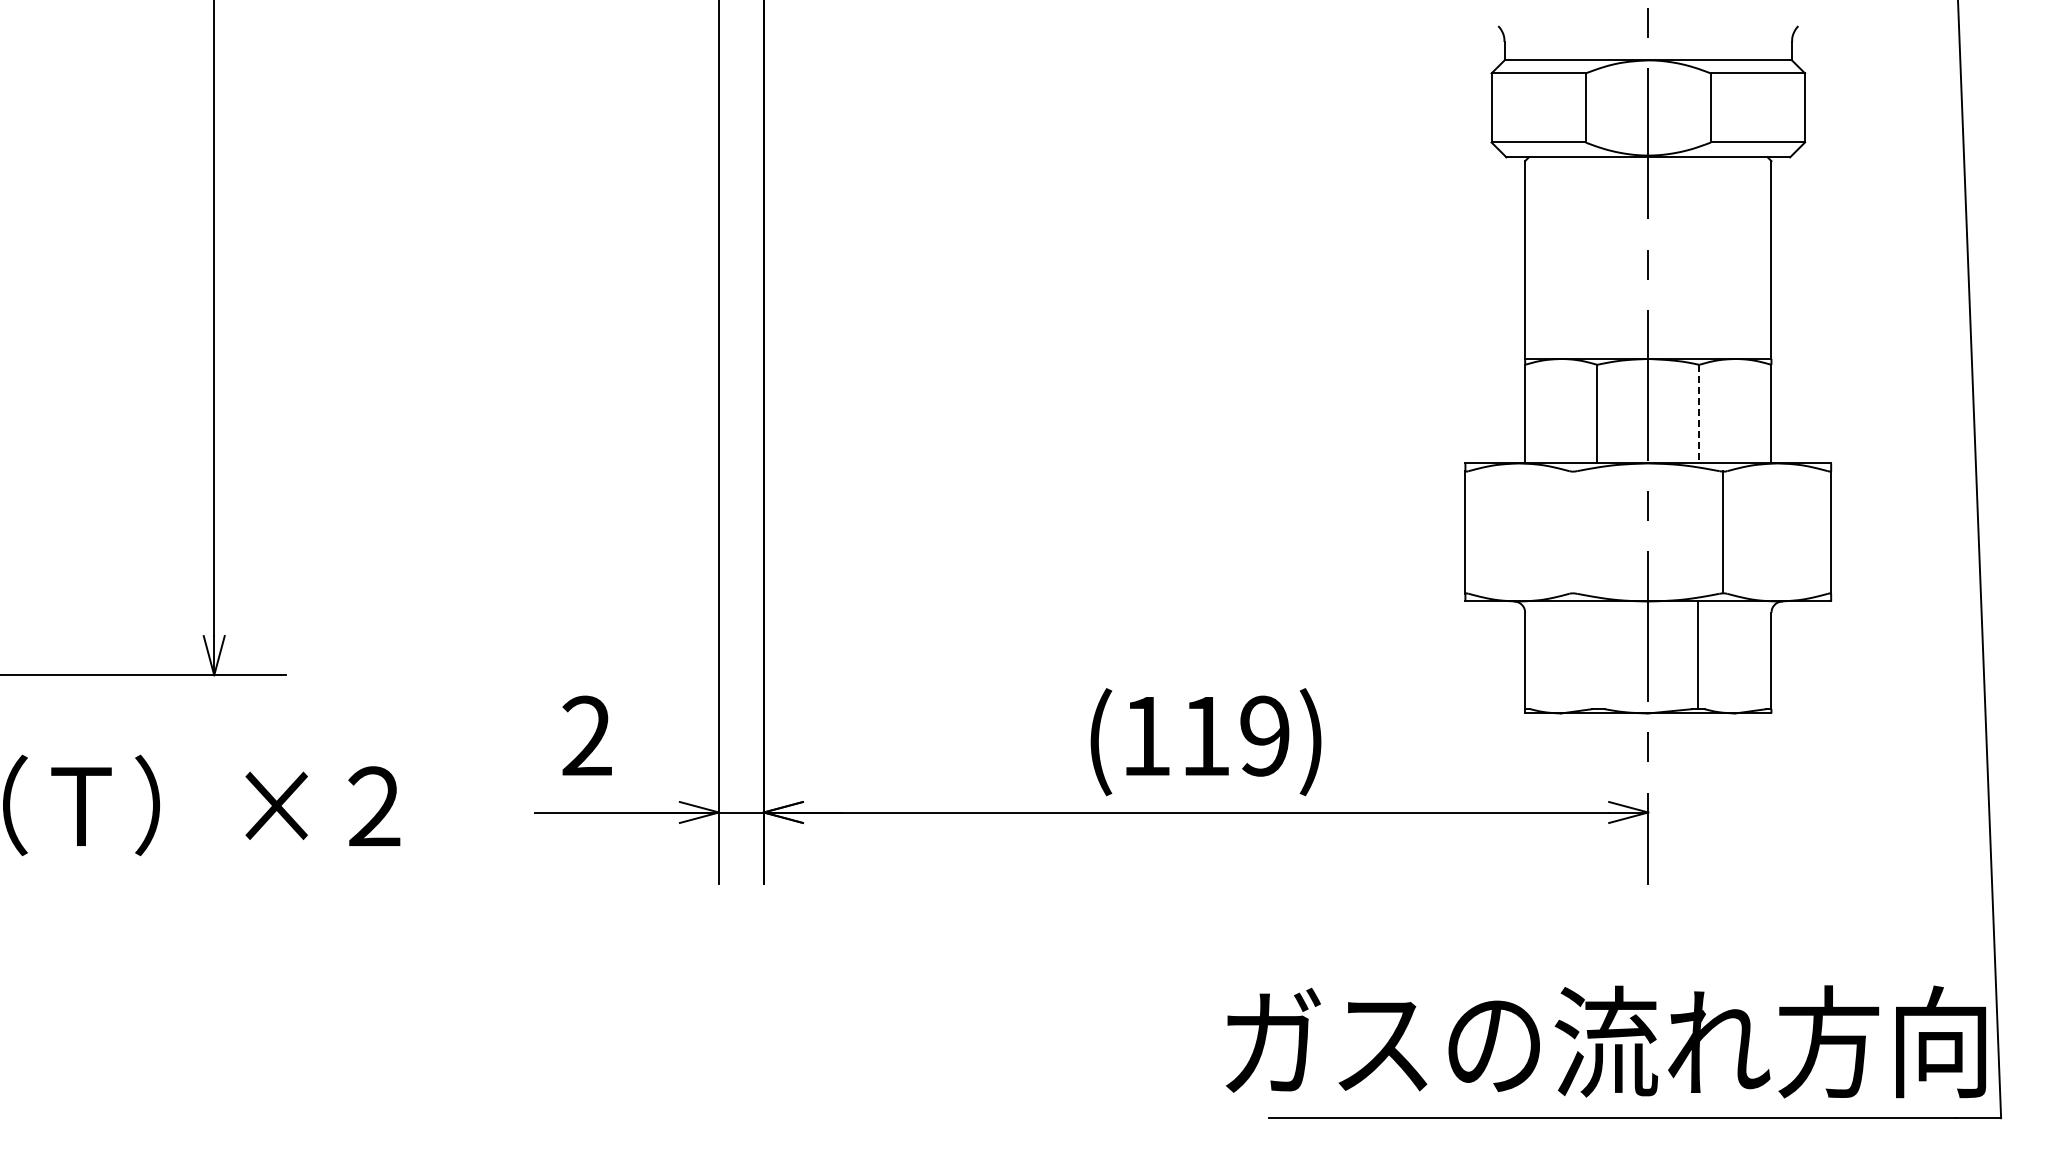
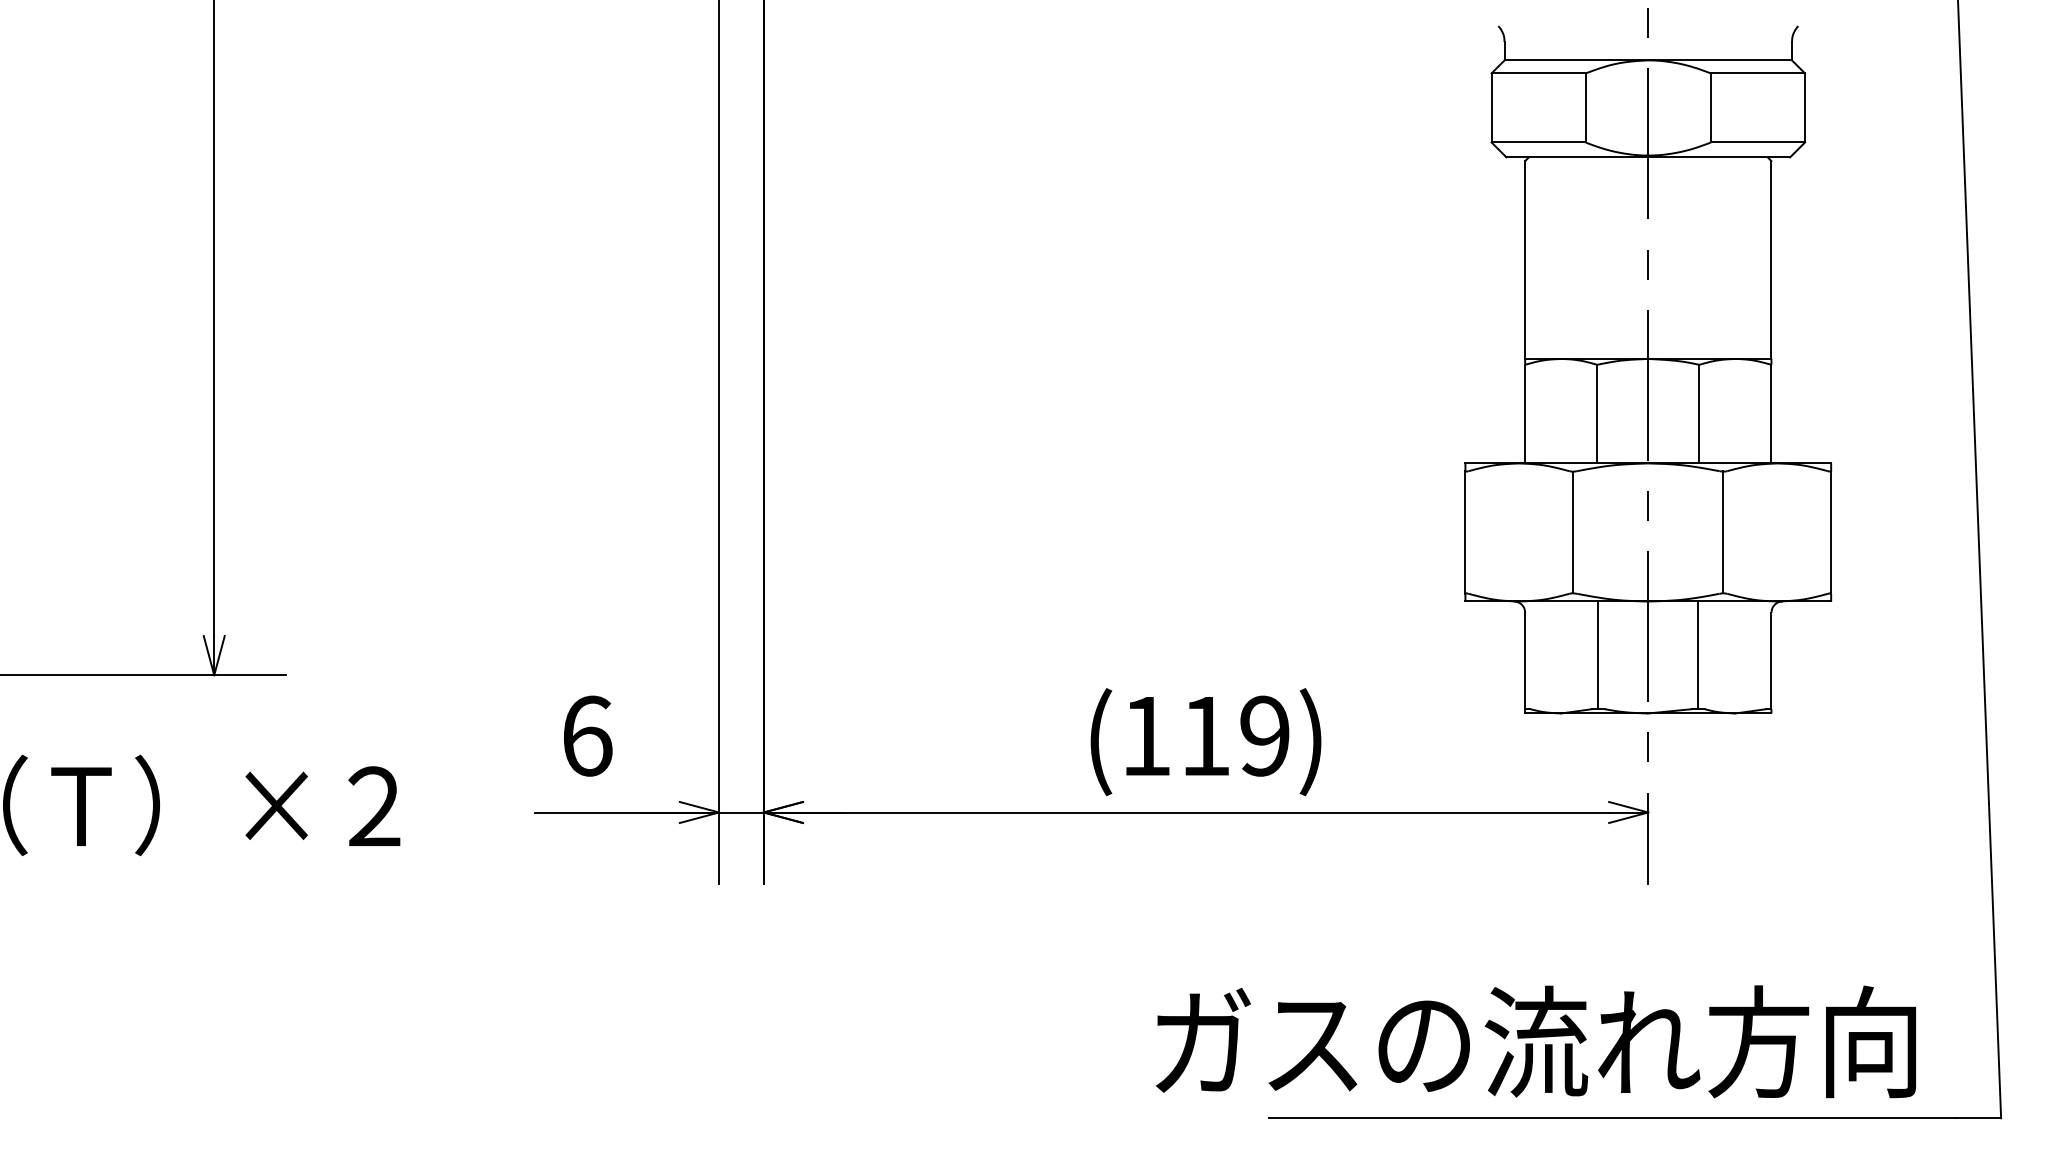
line: dashed -> solid (1699, 414)
line: none -> present (1573, 532)
line: none -> present (1598, 655)
text: 2 -> 6 (587, 735)
text position: (1605, 1041) -> (1535, 1041) (1535, 1041)
